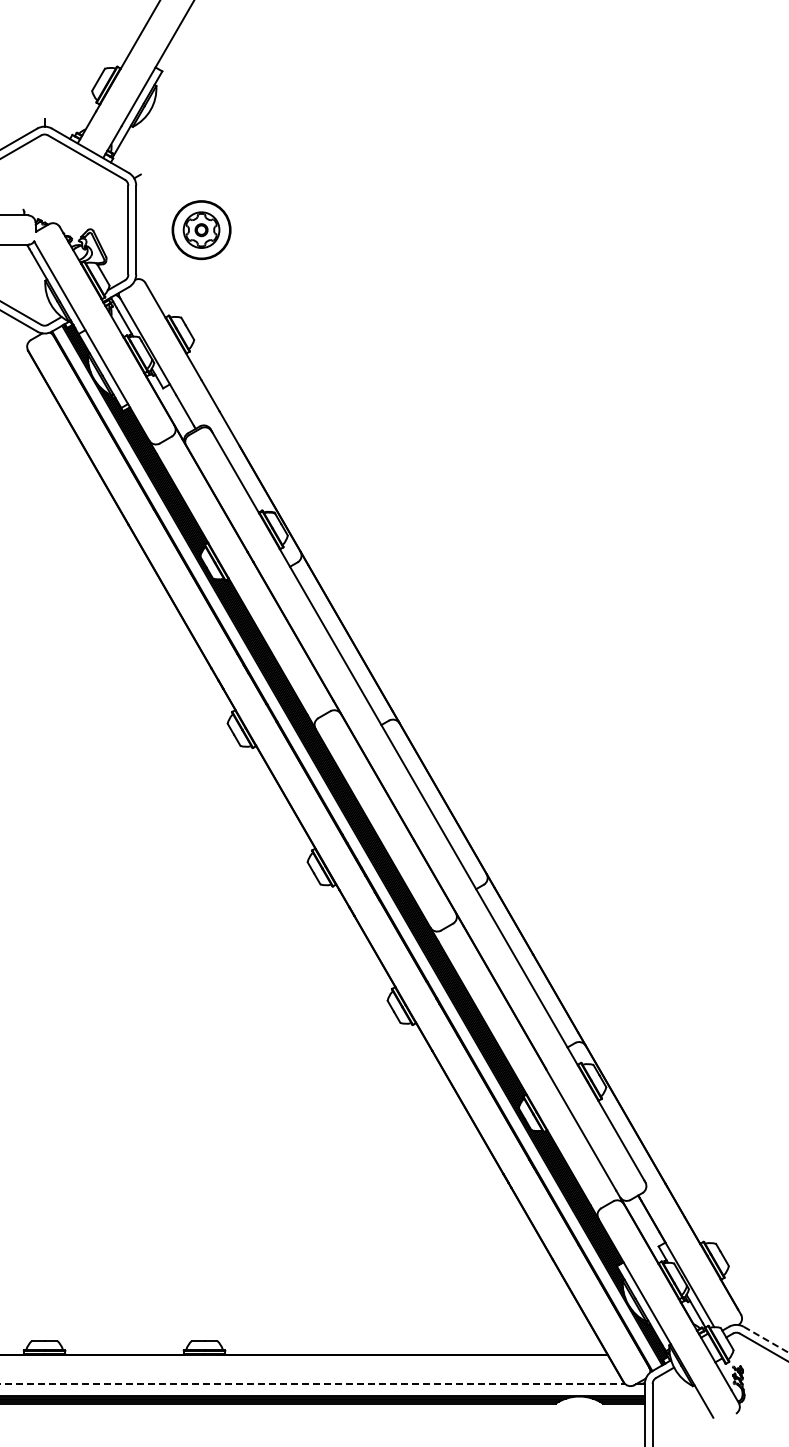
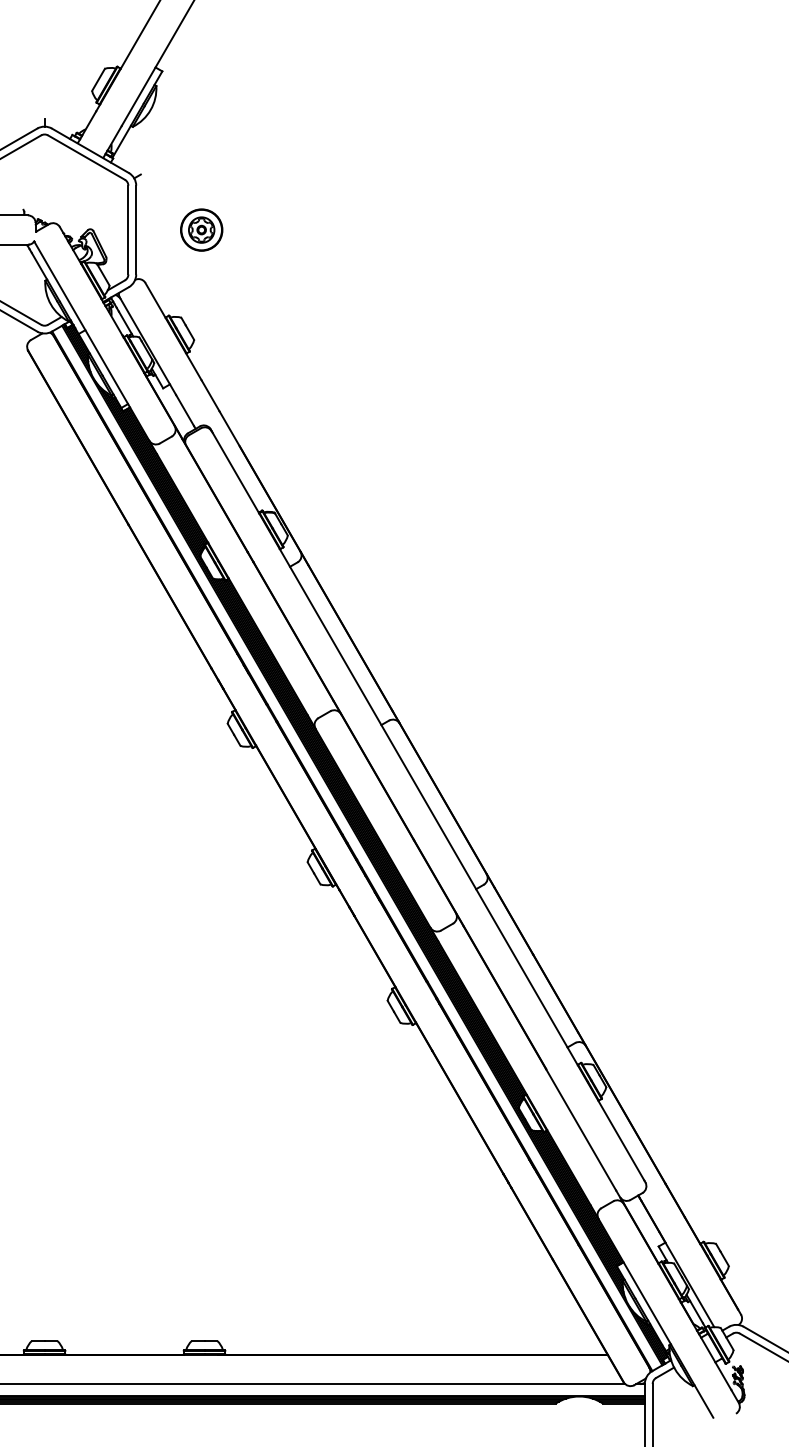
part size: 61x61 px -> 44x44 px (201, 229)
line: dashed -> solid (766, 1339)
line: dashed -> solid (313, 1384)
